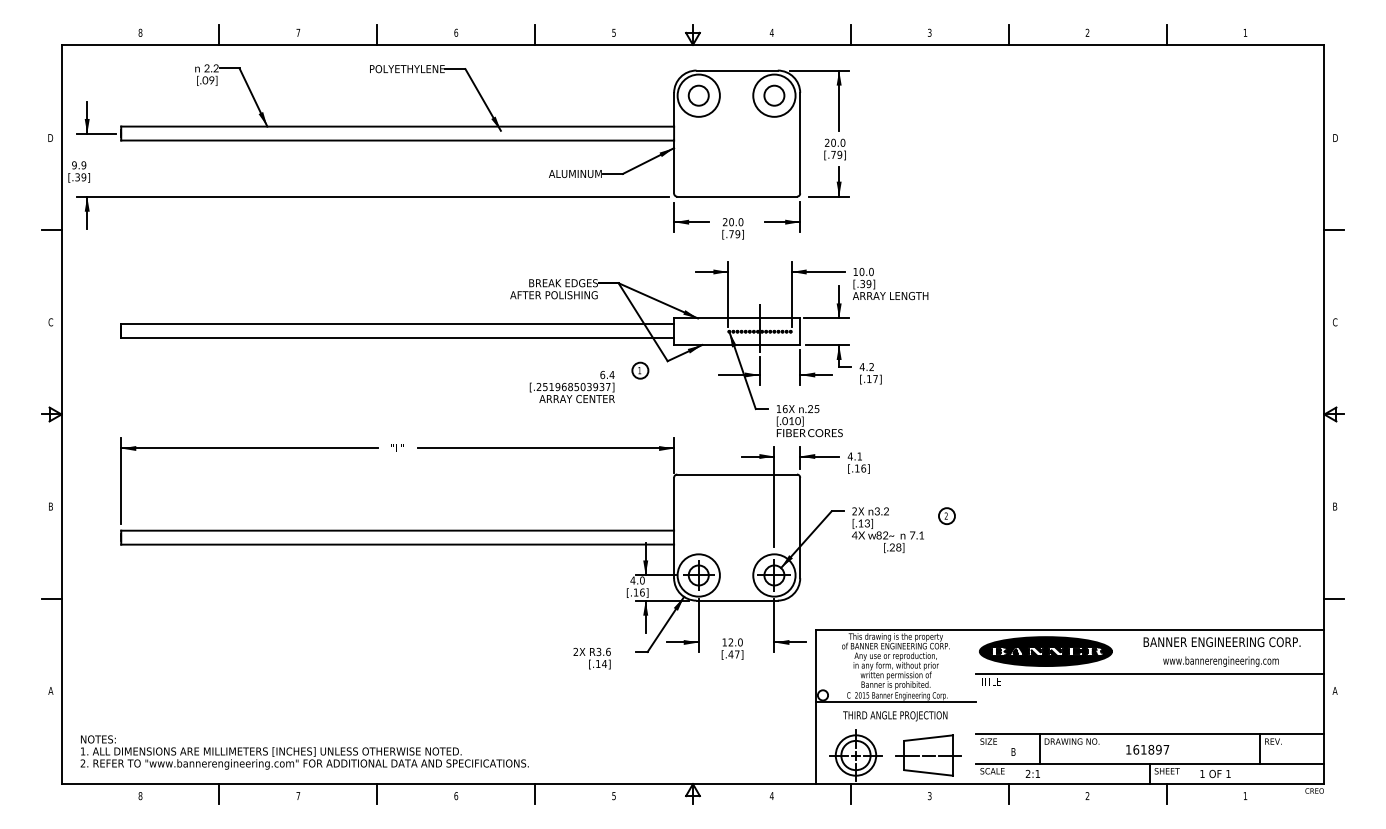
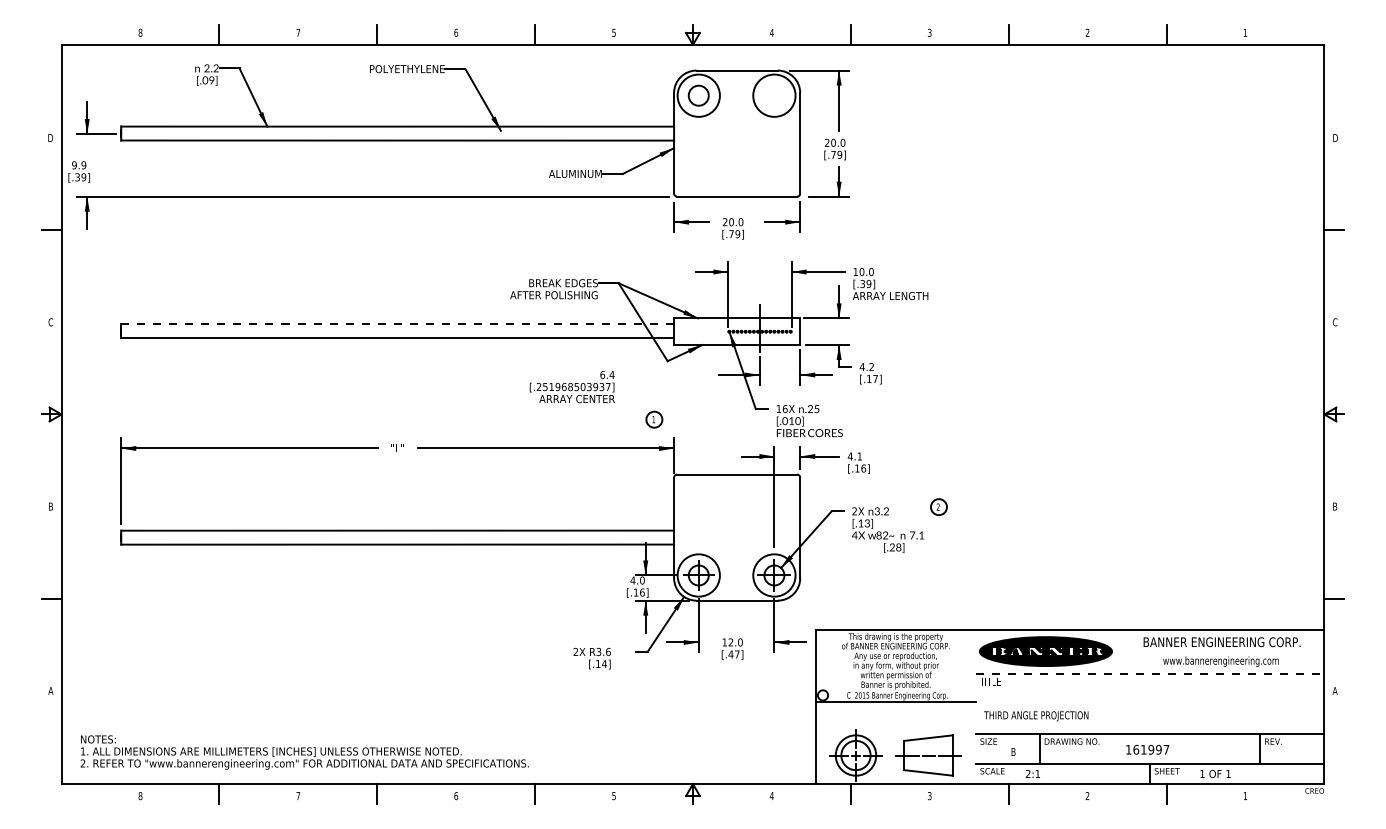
circle: present -> none (774, 95)
line: solid -> dashed (397, 324)
part position: (640, 370) -> (654, 419) (654, 419)
part position: (946, 515) -> (938, 506) (938, 506)
line: solid -> dashed (1150, 673)
text position: (895, 716) -> (1036, 716) (1036, 716)
text: 161897 -> 161997 (1151, 749)
